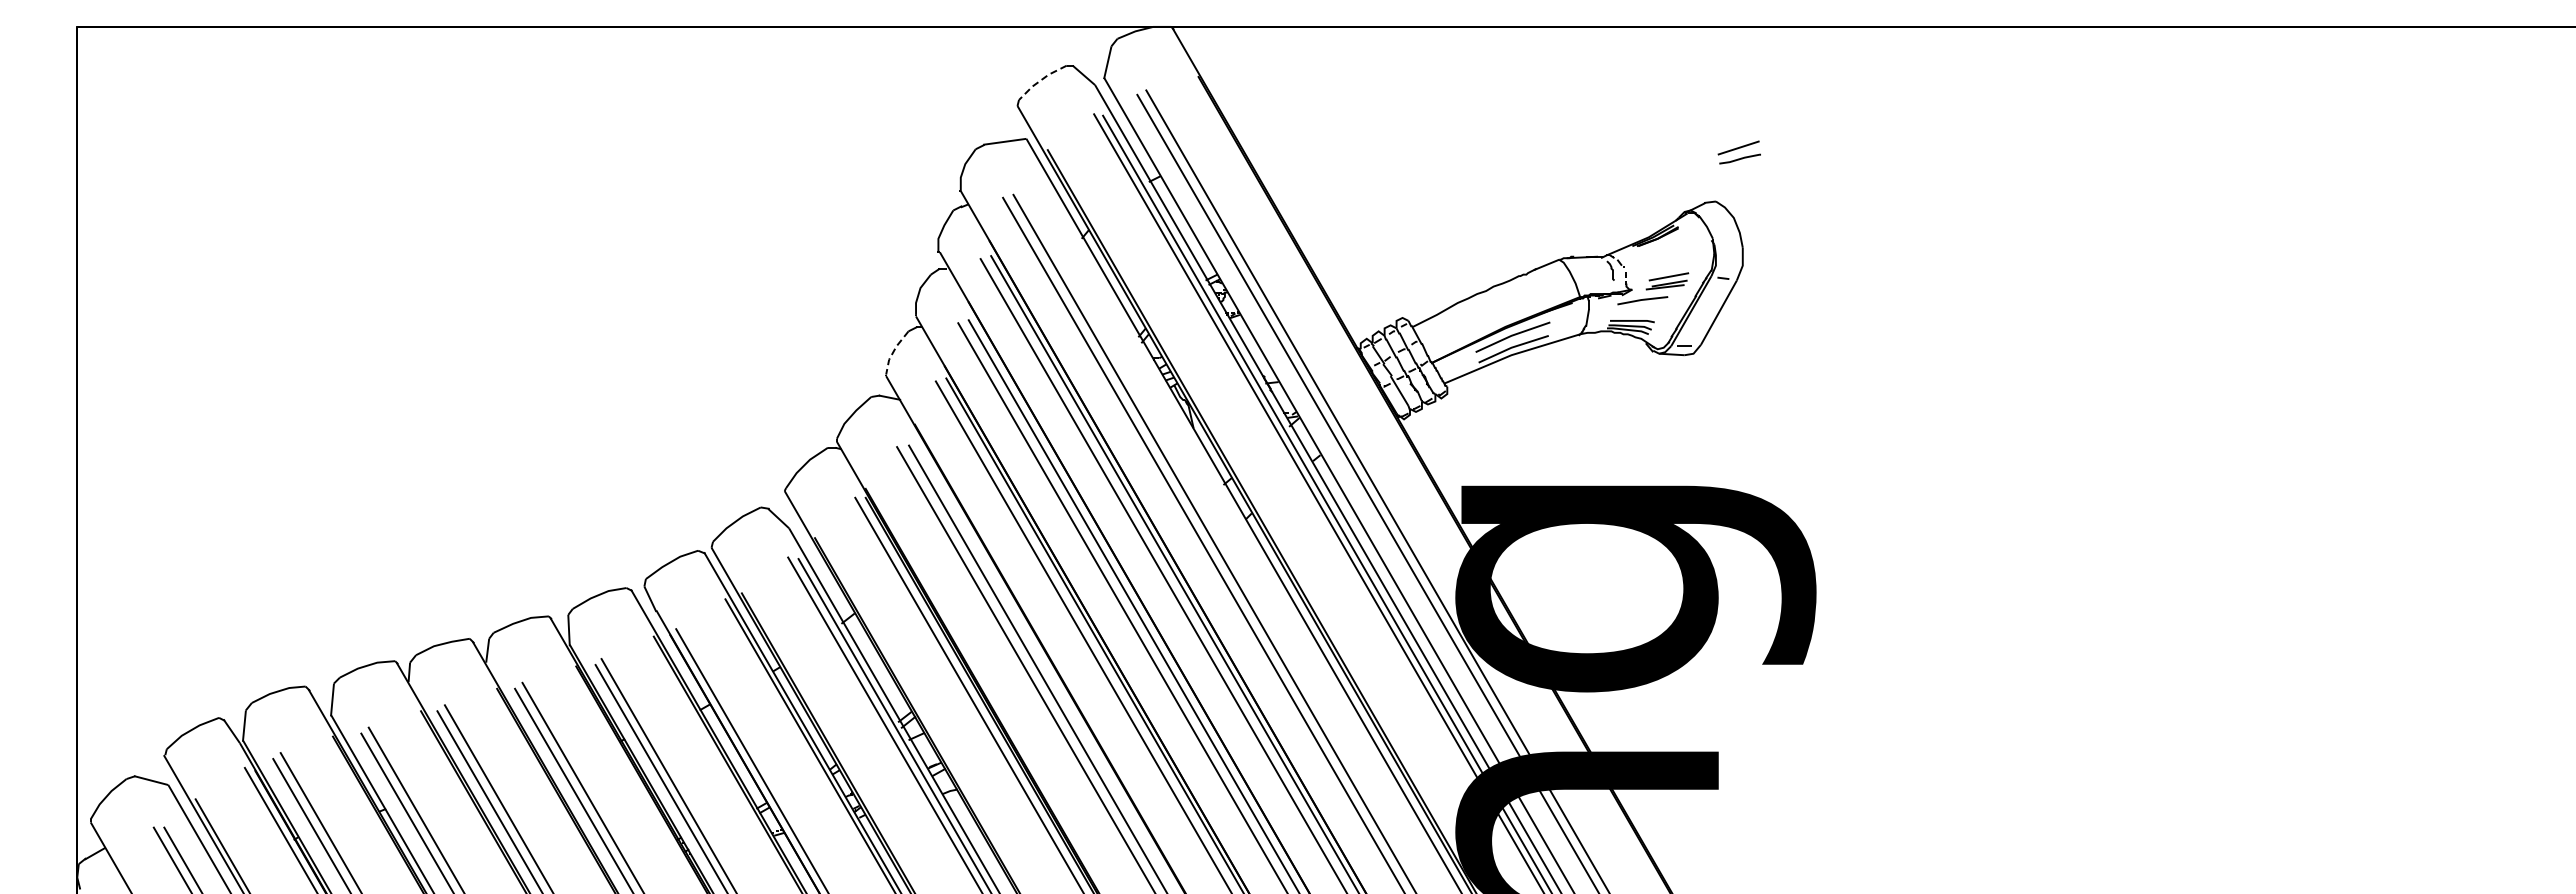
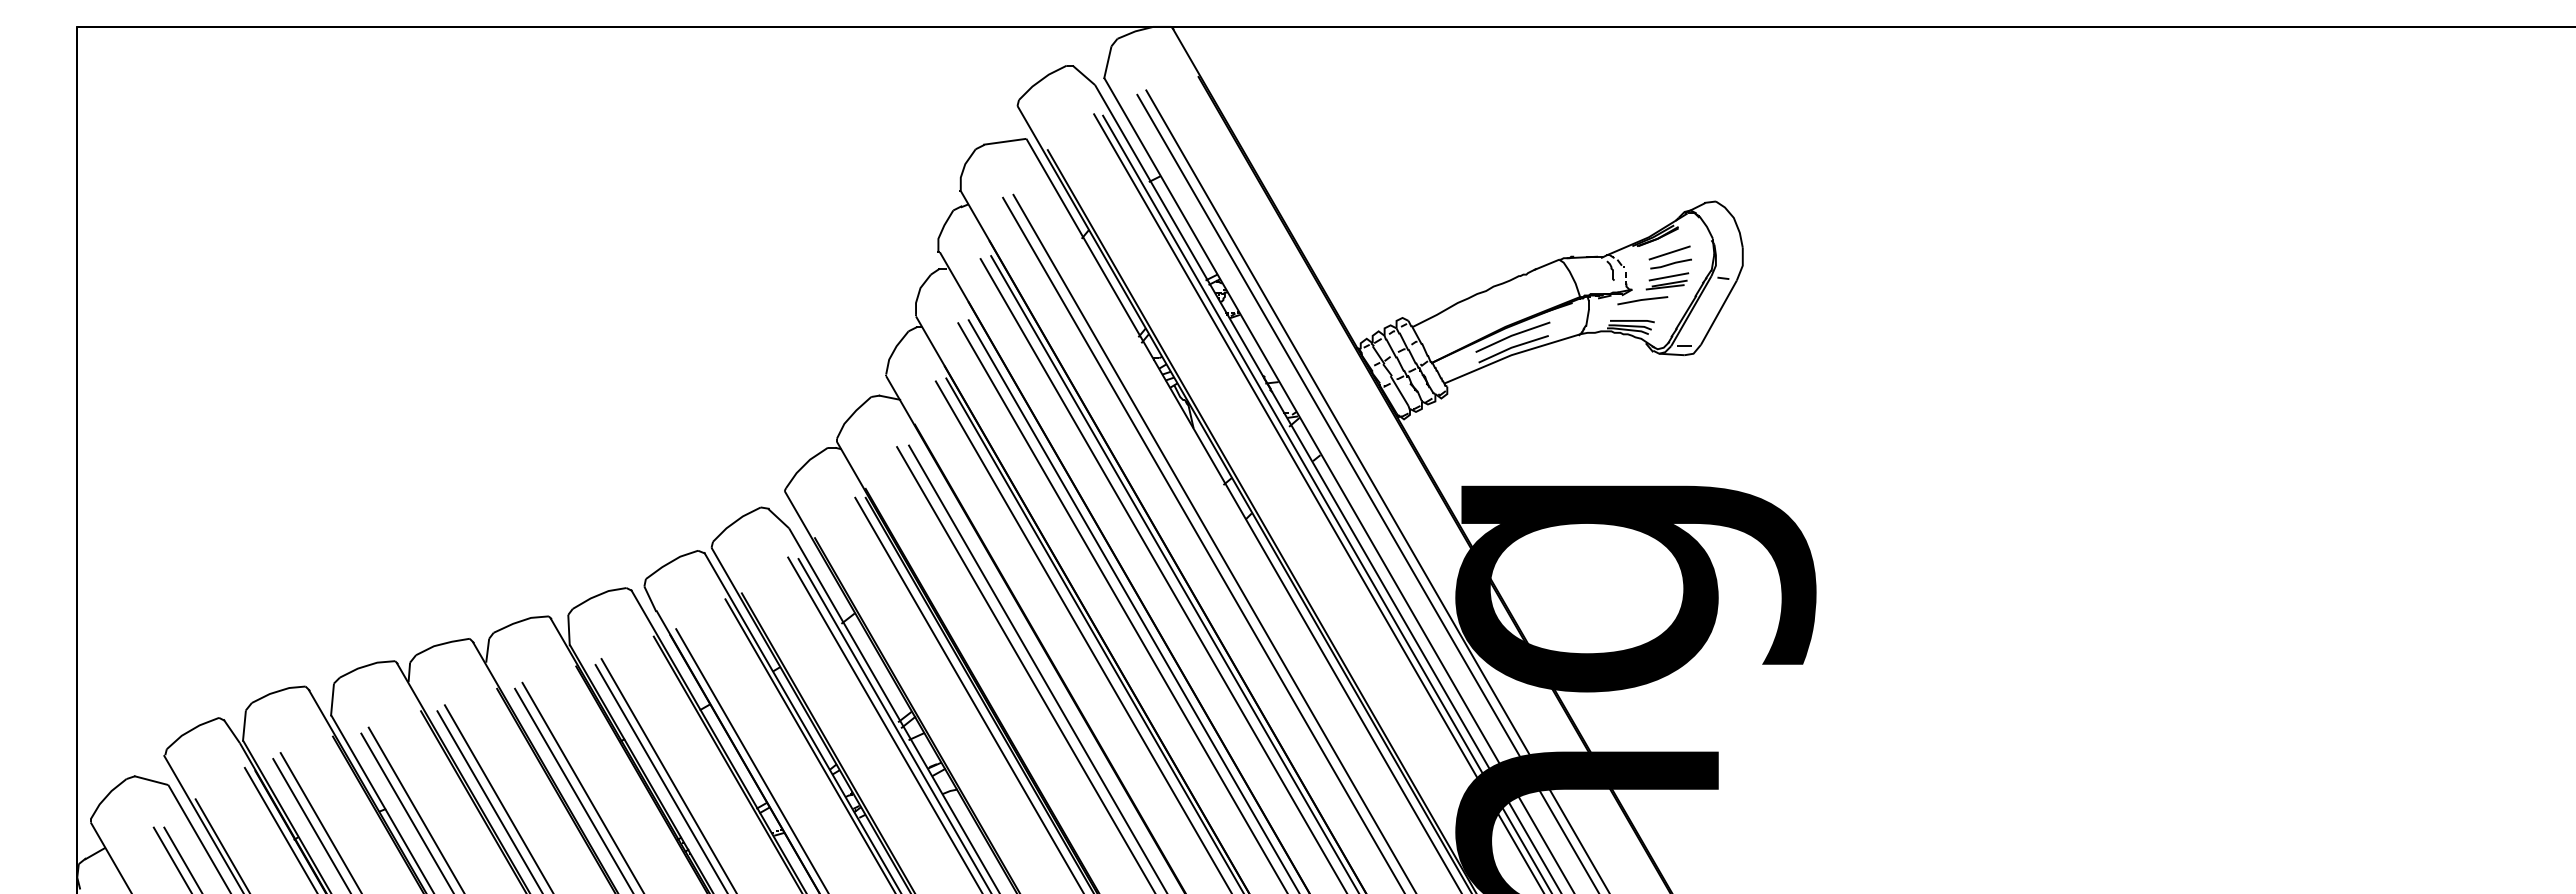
line: dashed -> solid (1041, 80)
part position: (1738, 152) -> (1669, 257) (1669, 257)
line: dashed -> solid (893, 351)
